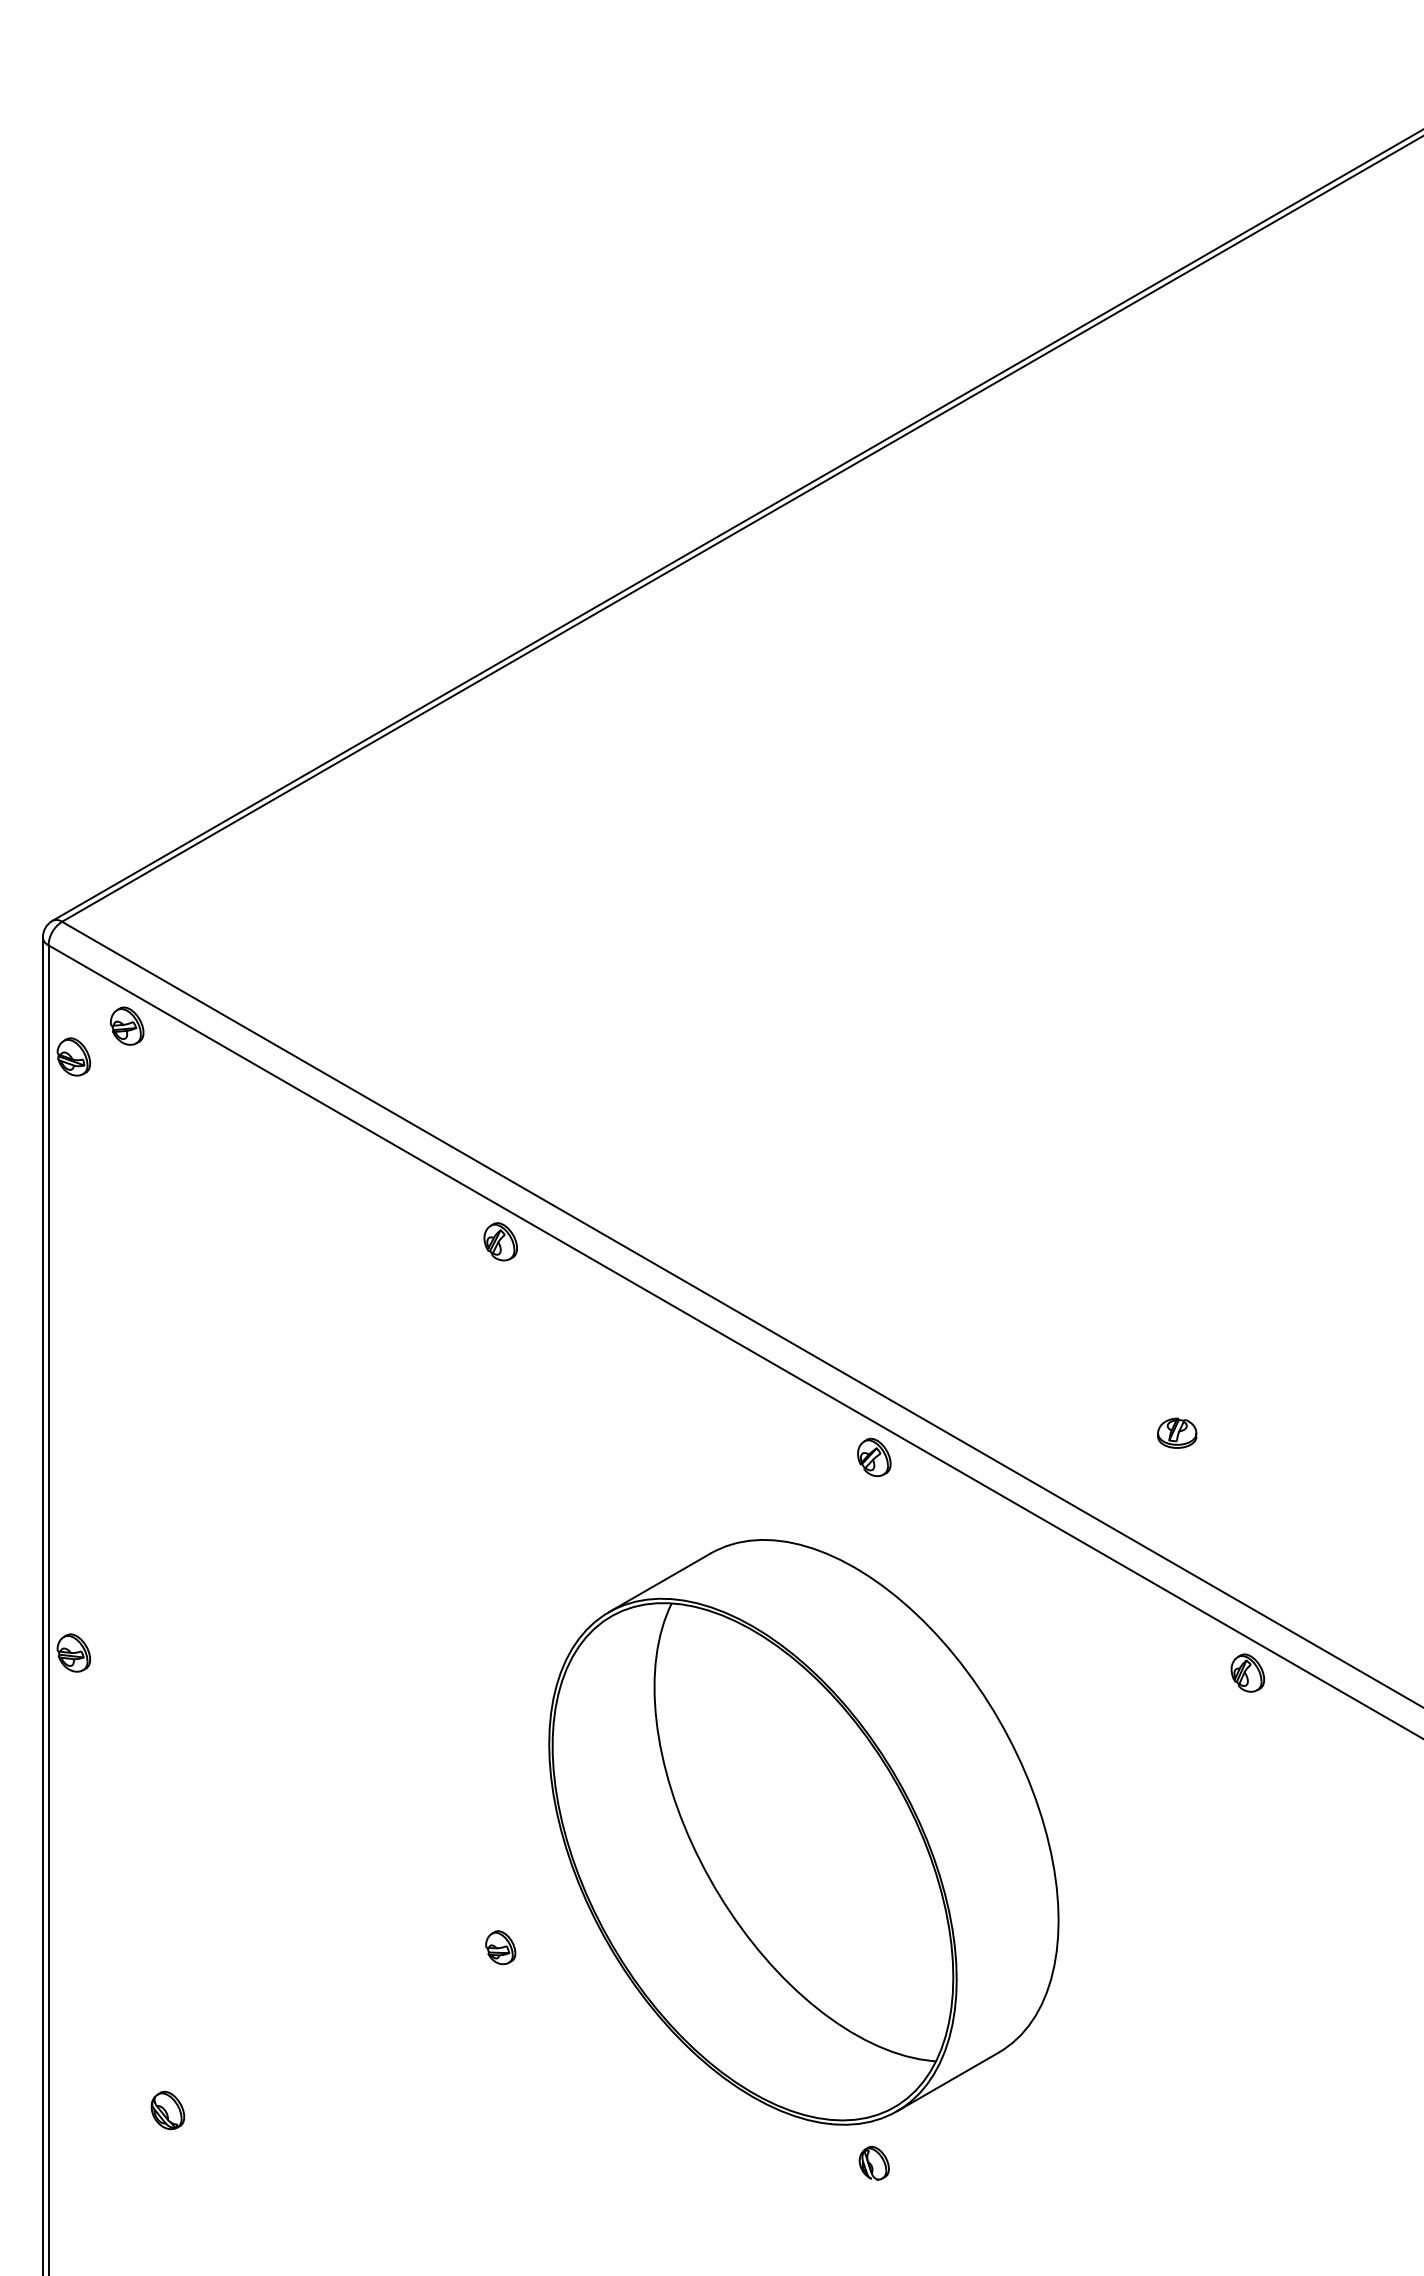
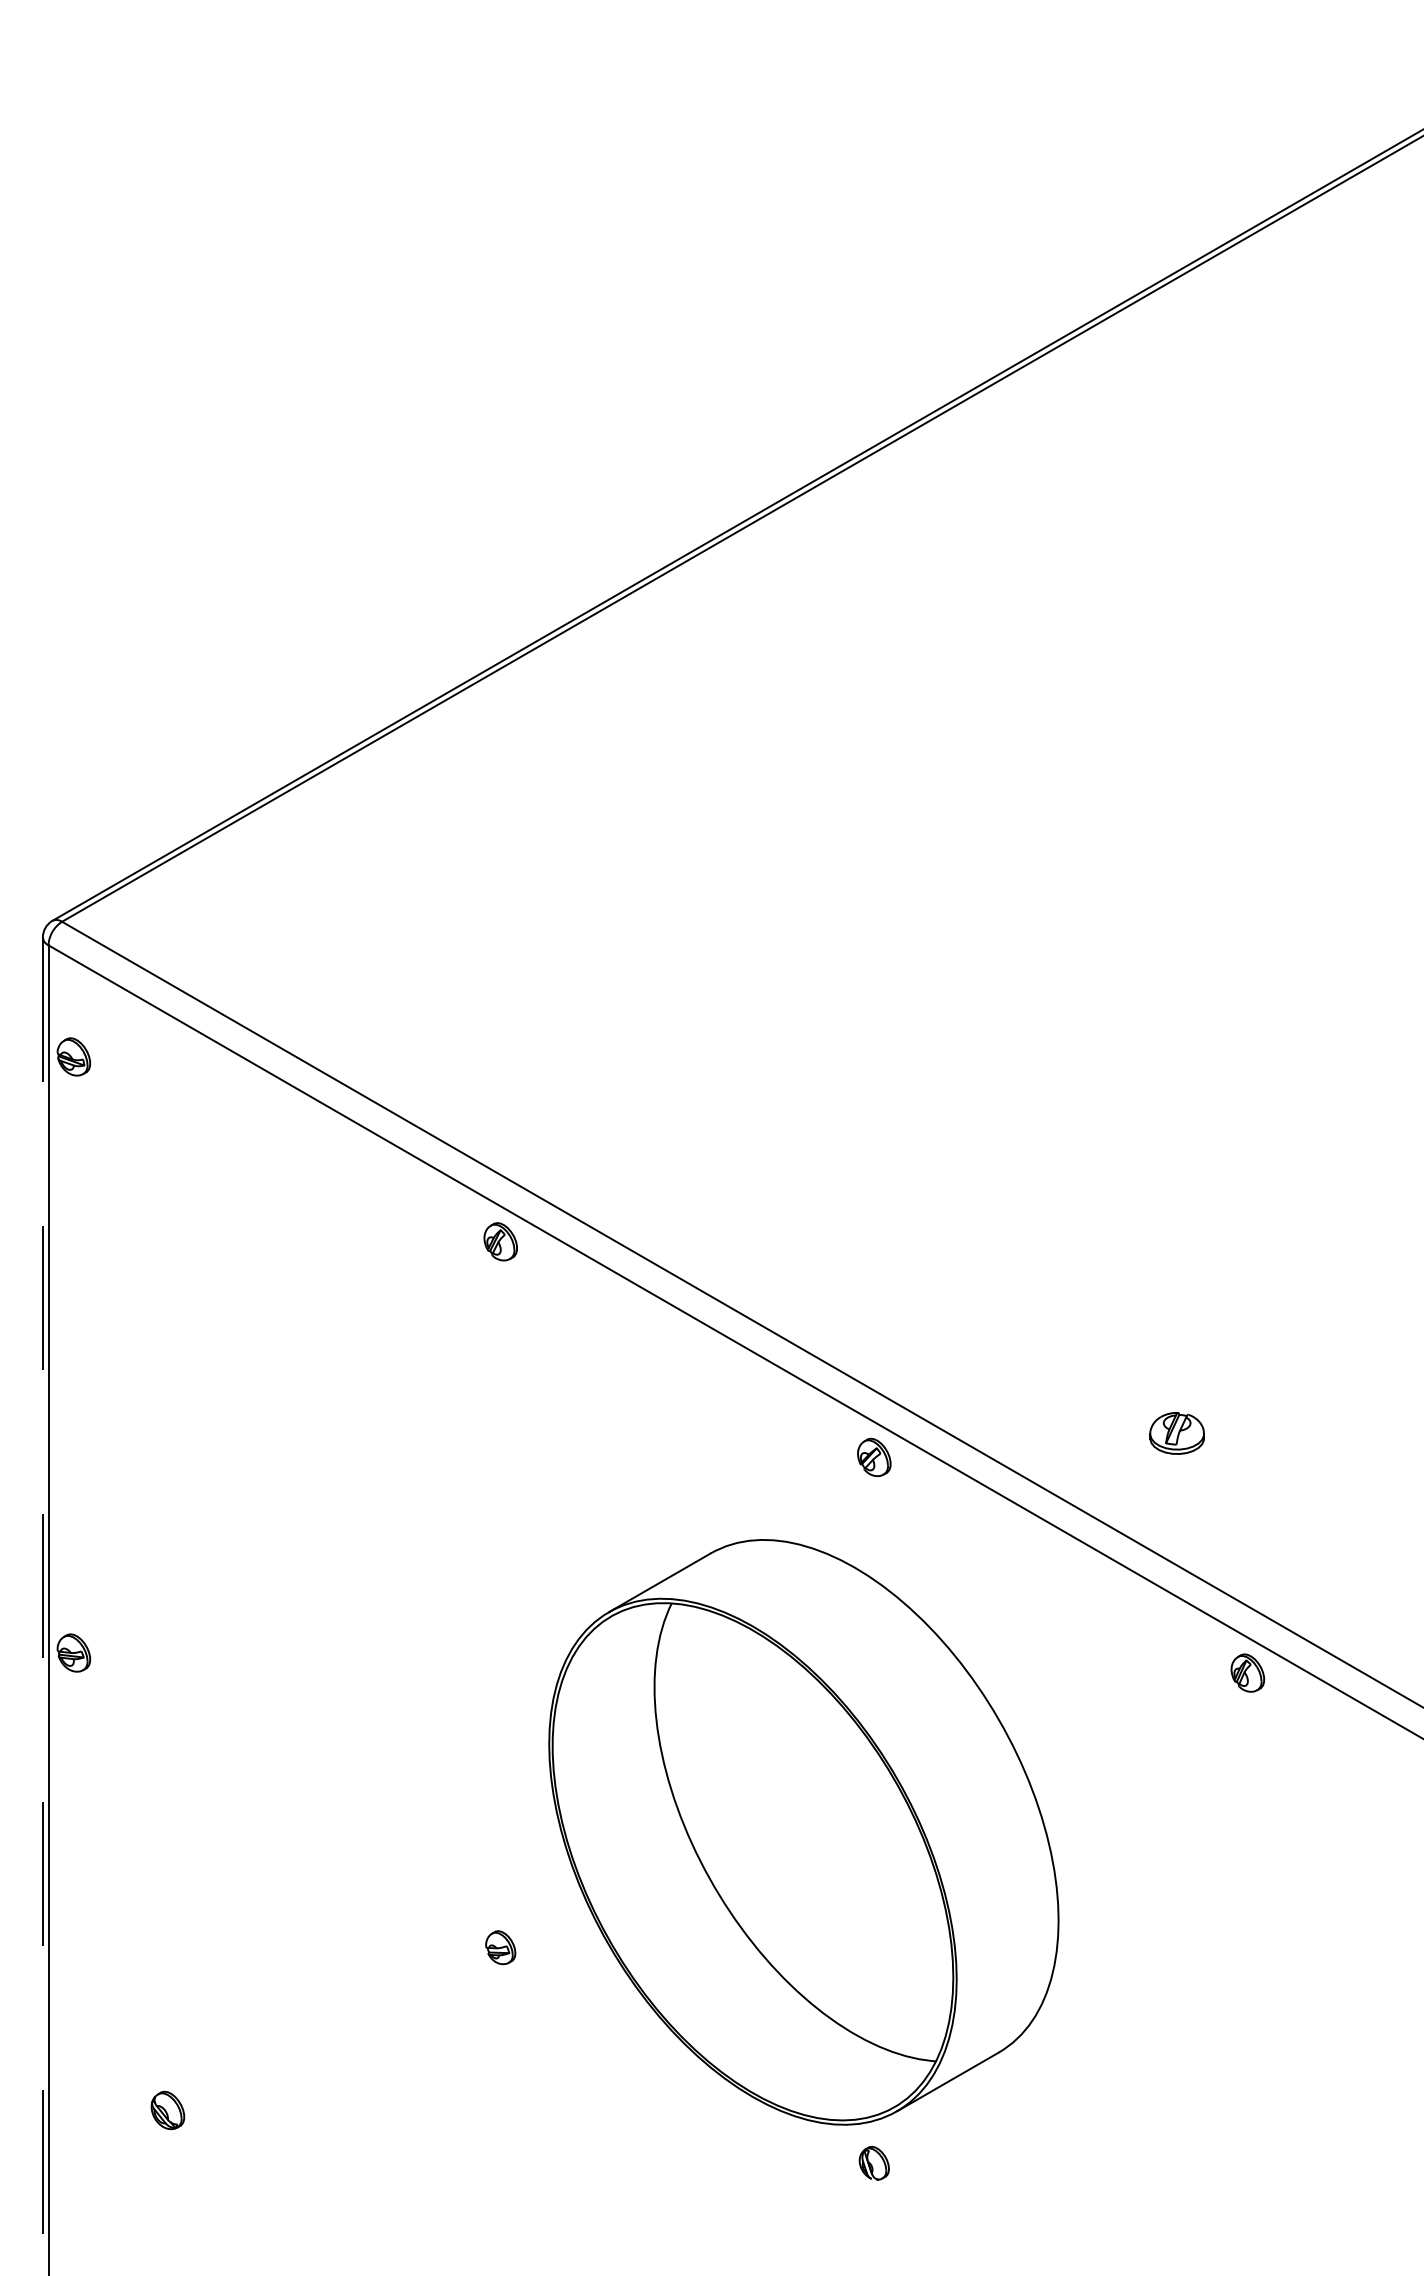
part: present -> none (126, 1025)
part size: 41x32 px -> 56x43 px (1176, 1433)
line: solid -> dashed (42, 1606)
